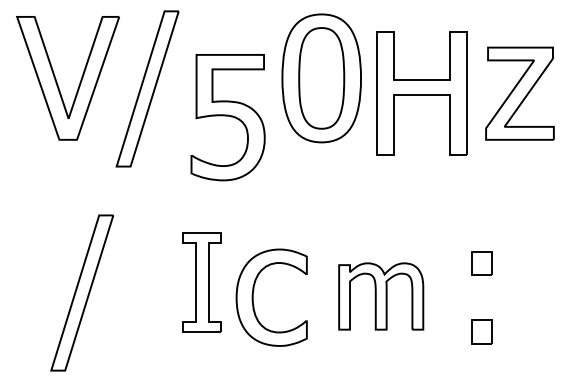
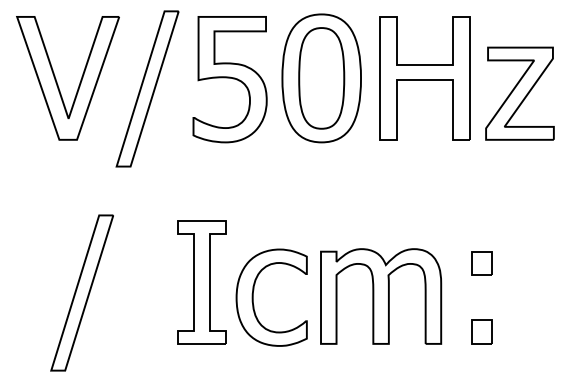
part position: (421, 93) -> (424, 78) (424, 78)
part position: (227, 117) -> (229, 79) (229, 79)
part size: 40x101 px -> 50x125 px (201, 282)
part size: 87x69 px -> 123x97 px (381, 296)
